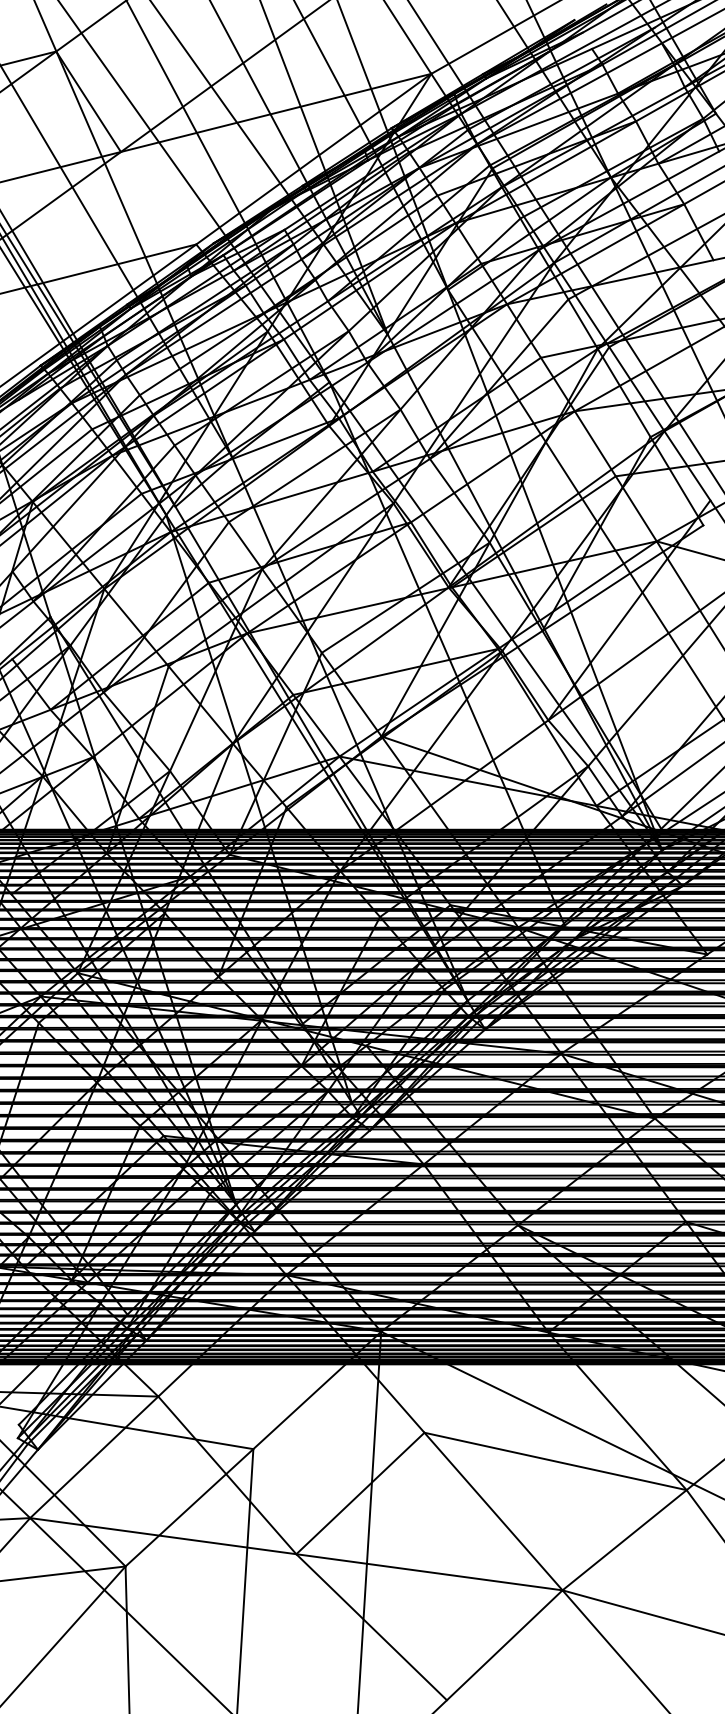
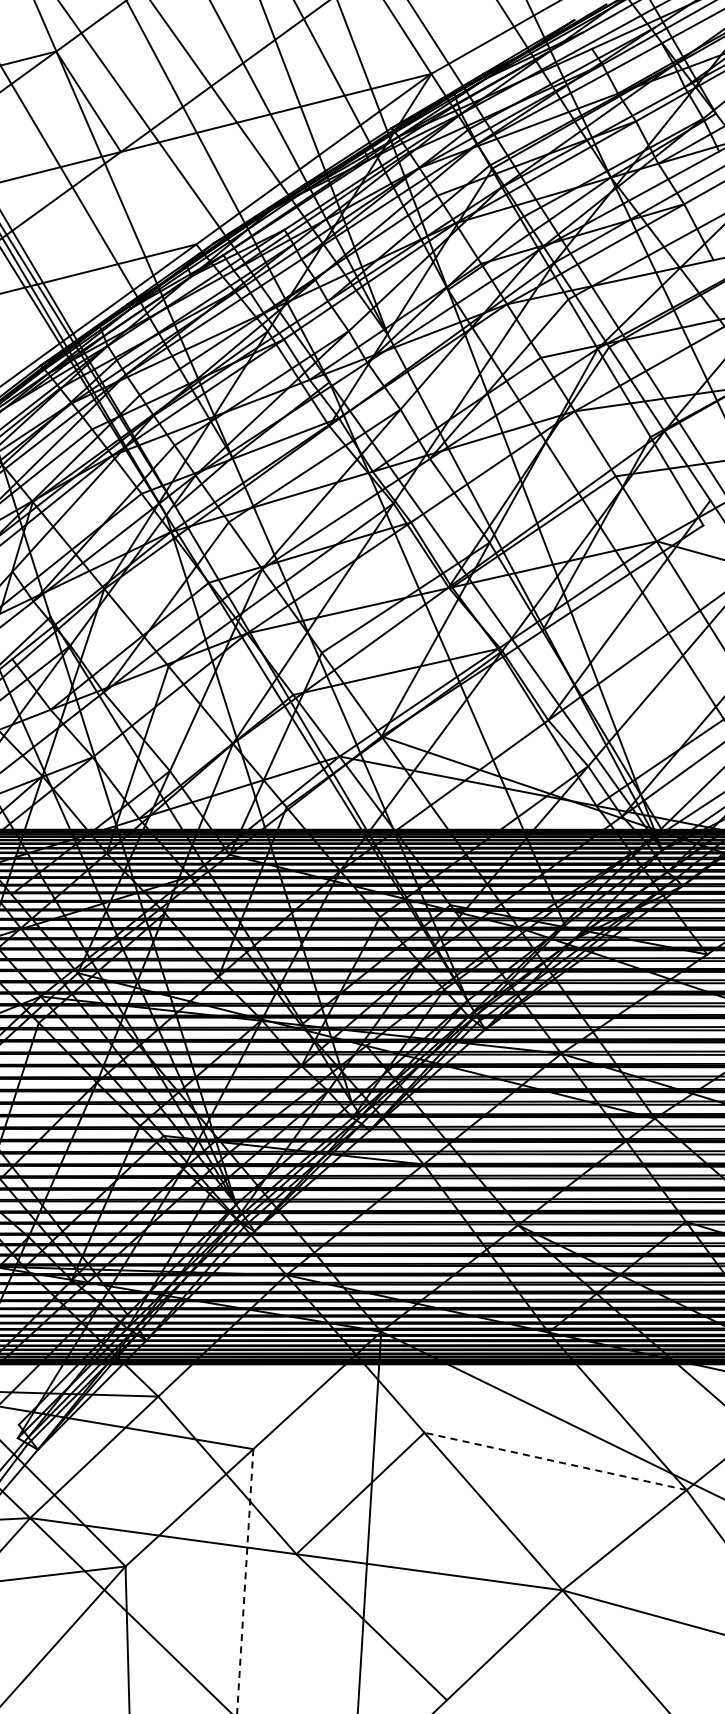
line: solid -> dashed (555, 1461)
line: solid -> dashed (245, 1581)
